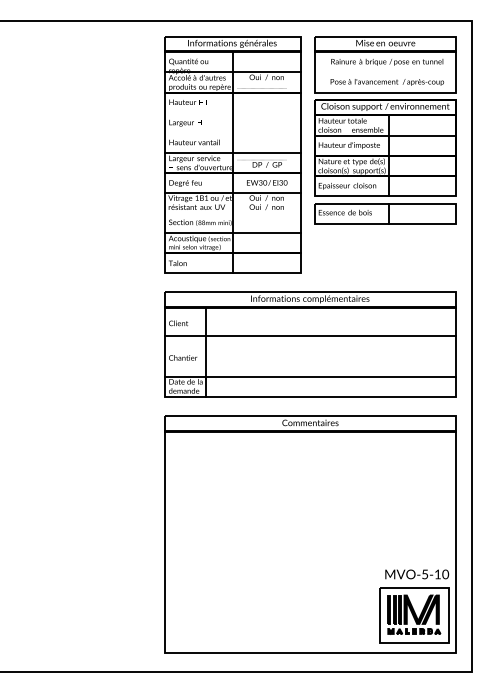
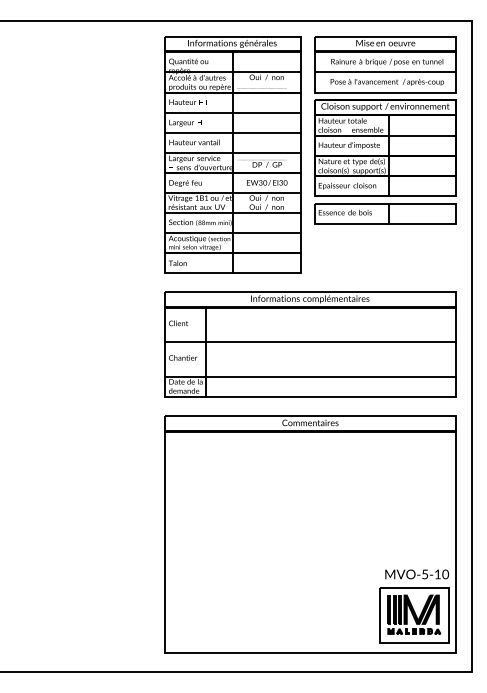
line: none -> present (385, 72)
line: none -> present (232, 112)
line: none -> present (232, 132)
line: none -> present (232, 213)
line position: (310, 336) -> (310, 342) (310, 342)
